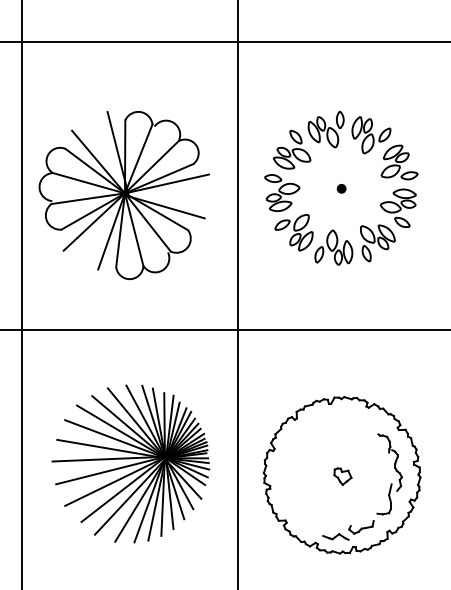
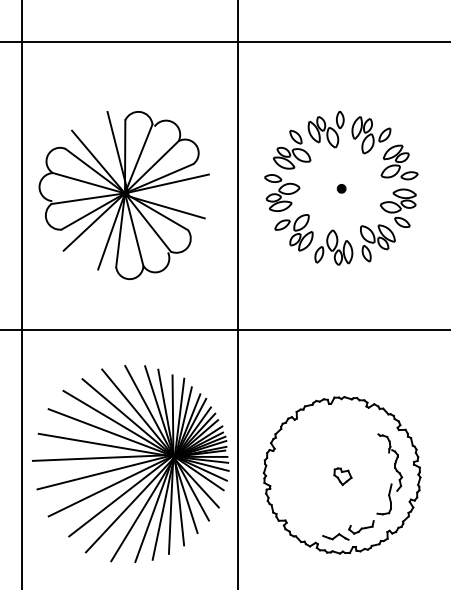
part size: 160x160 px -> 198x198 px (130, 463)
